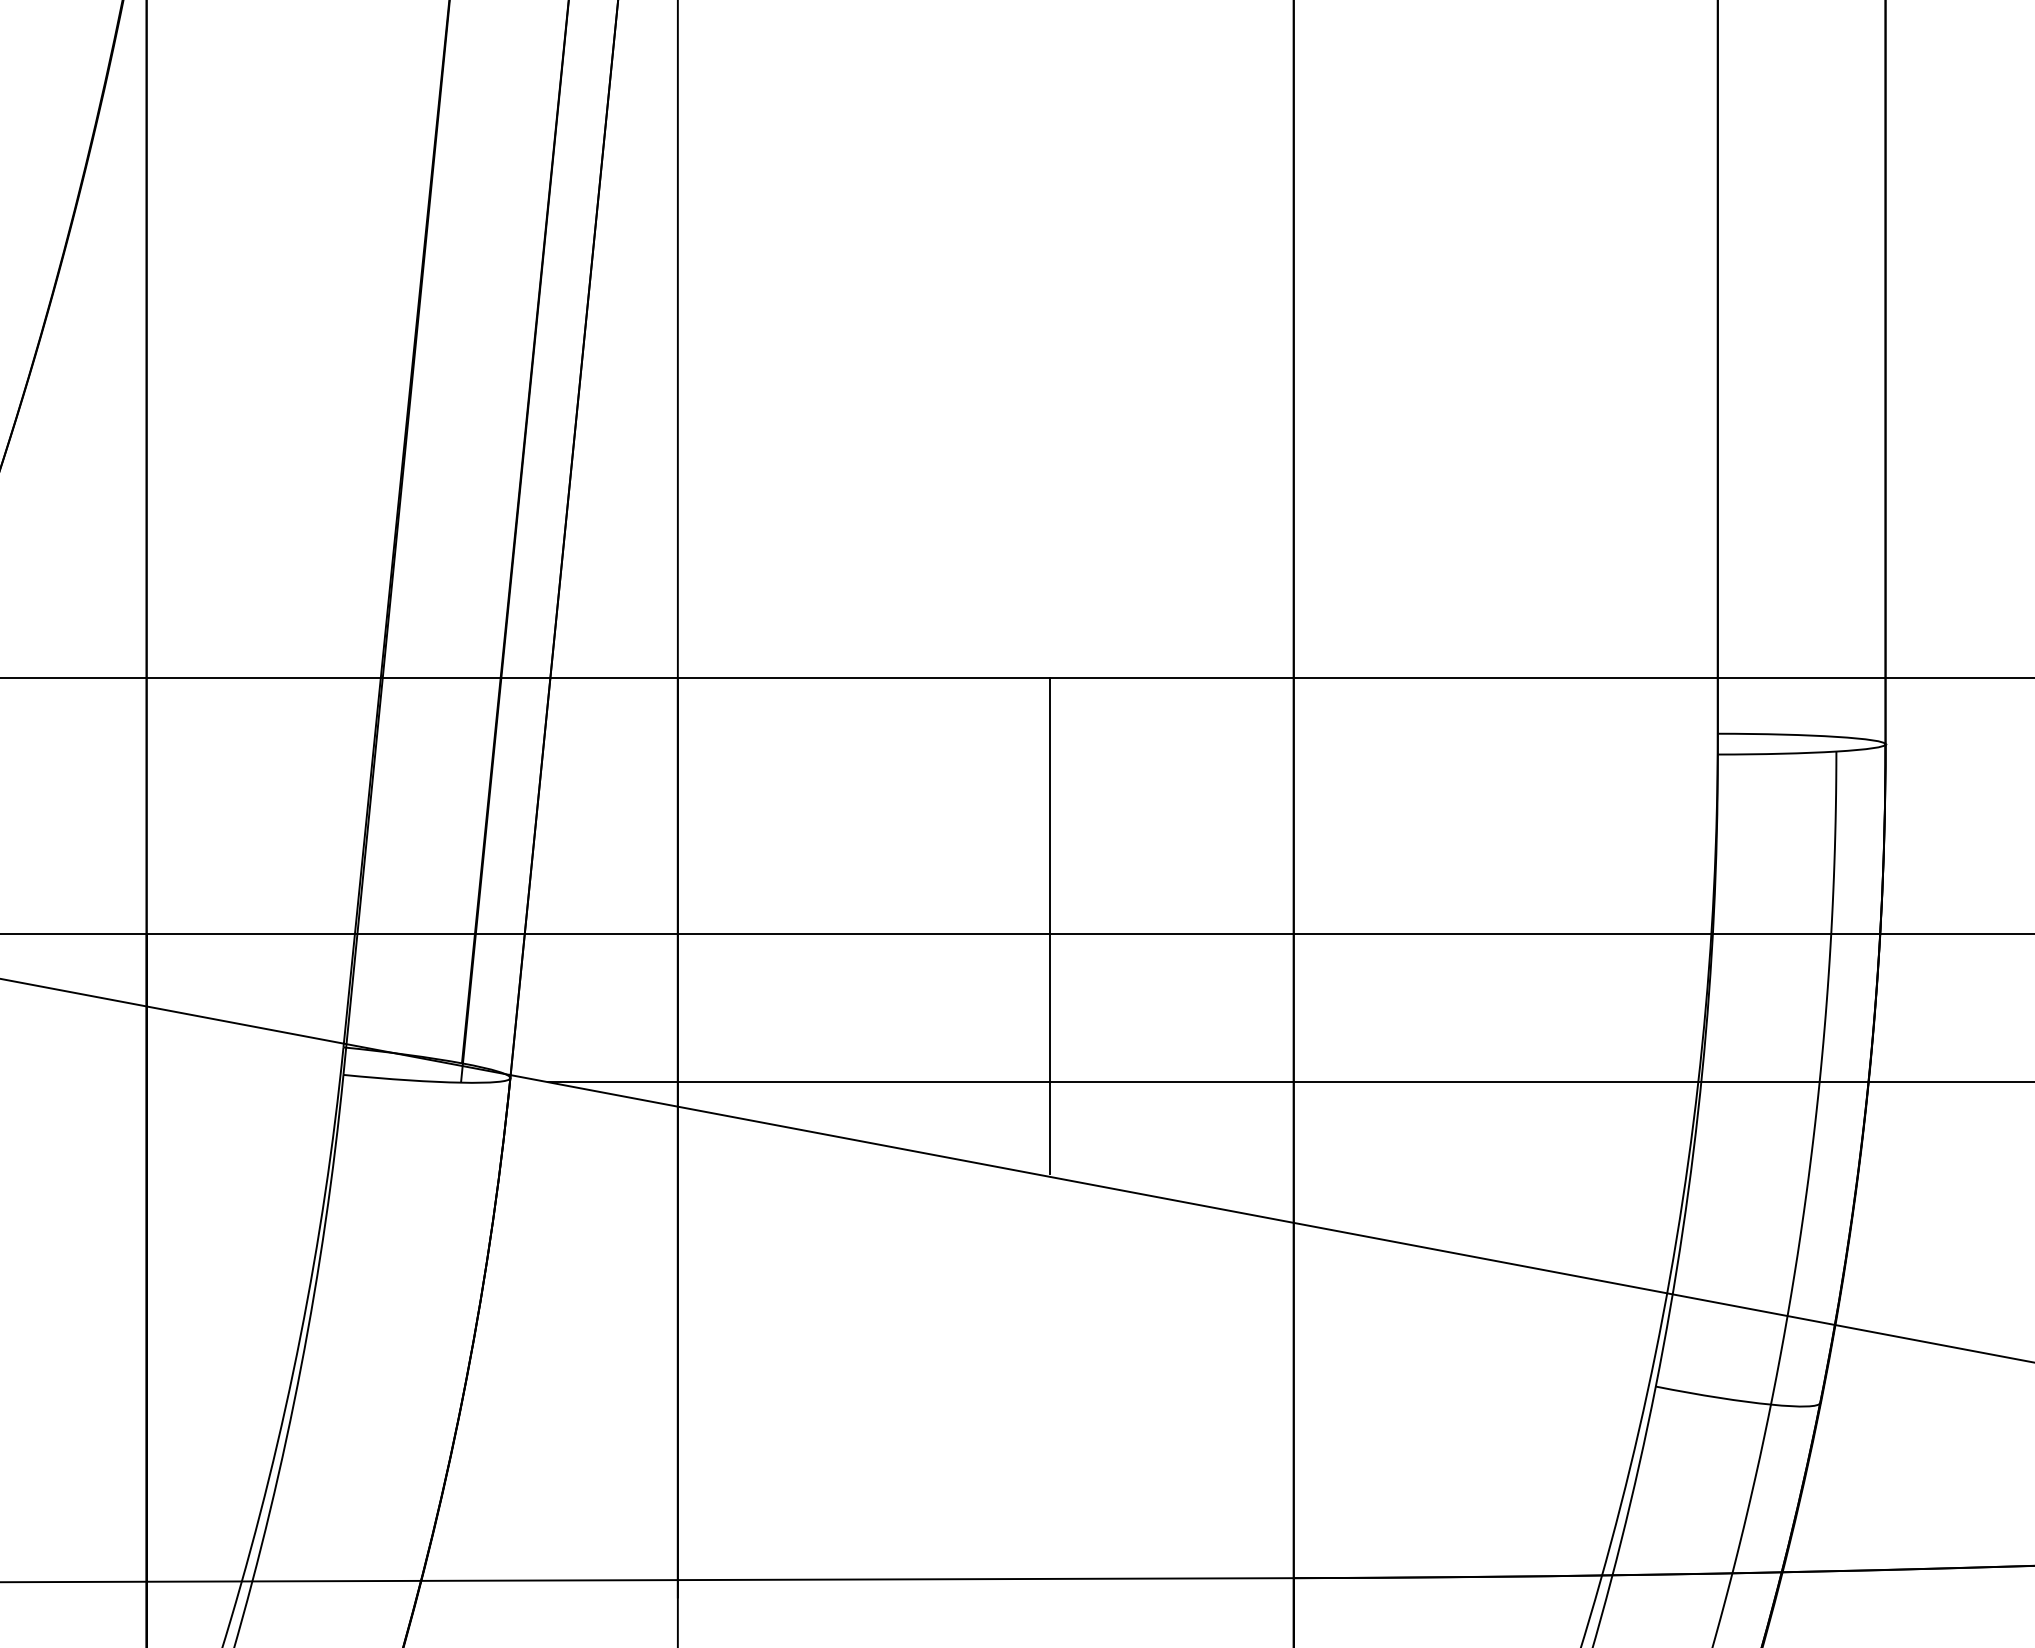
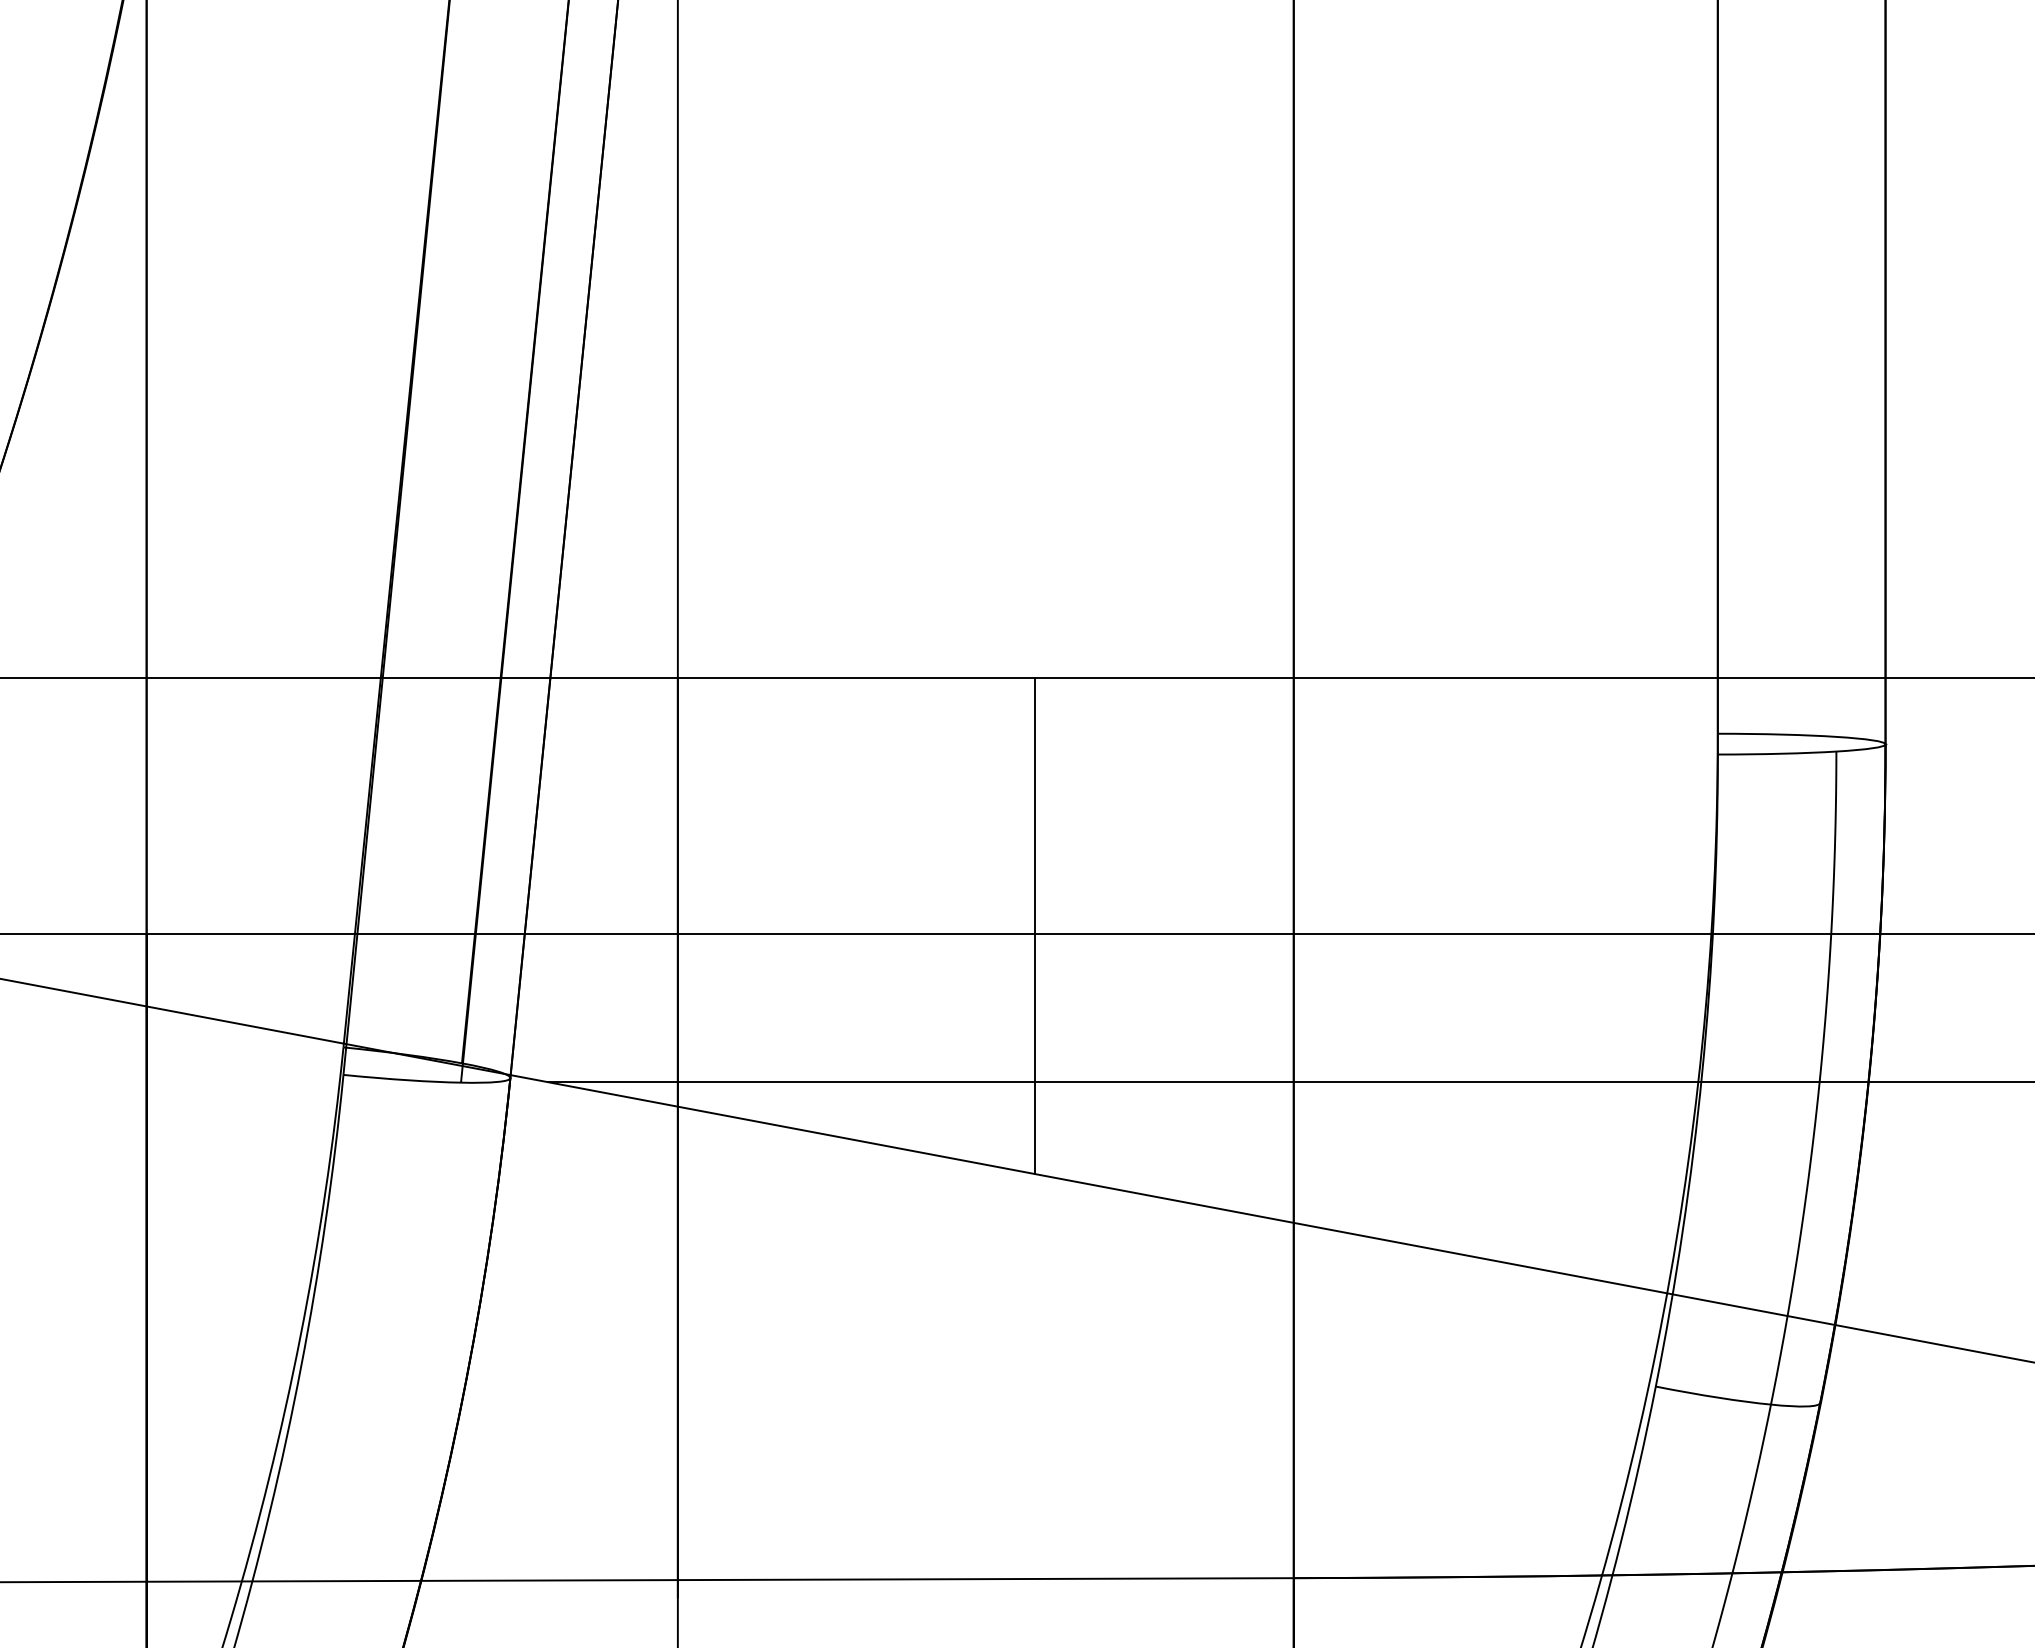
line position: (1049, 925) -> (1034, 925) (1034, 925)
